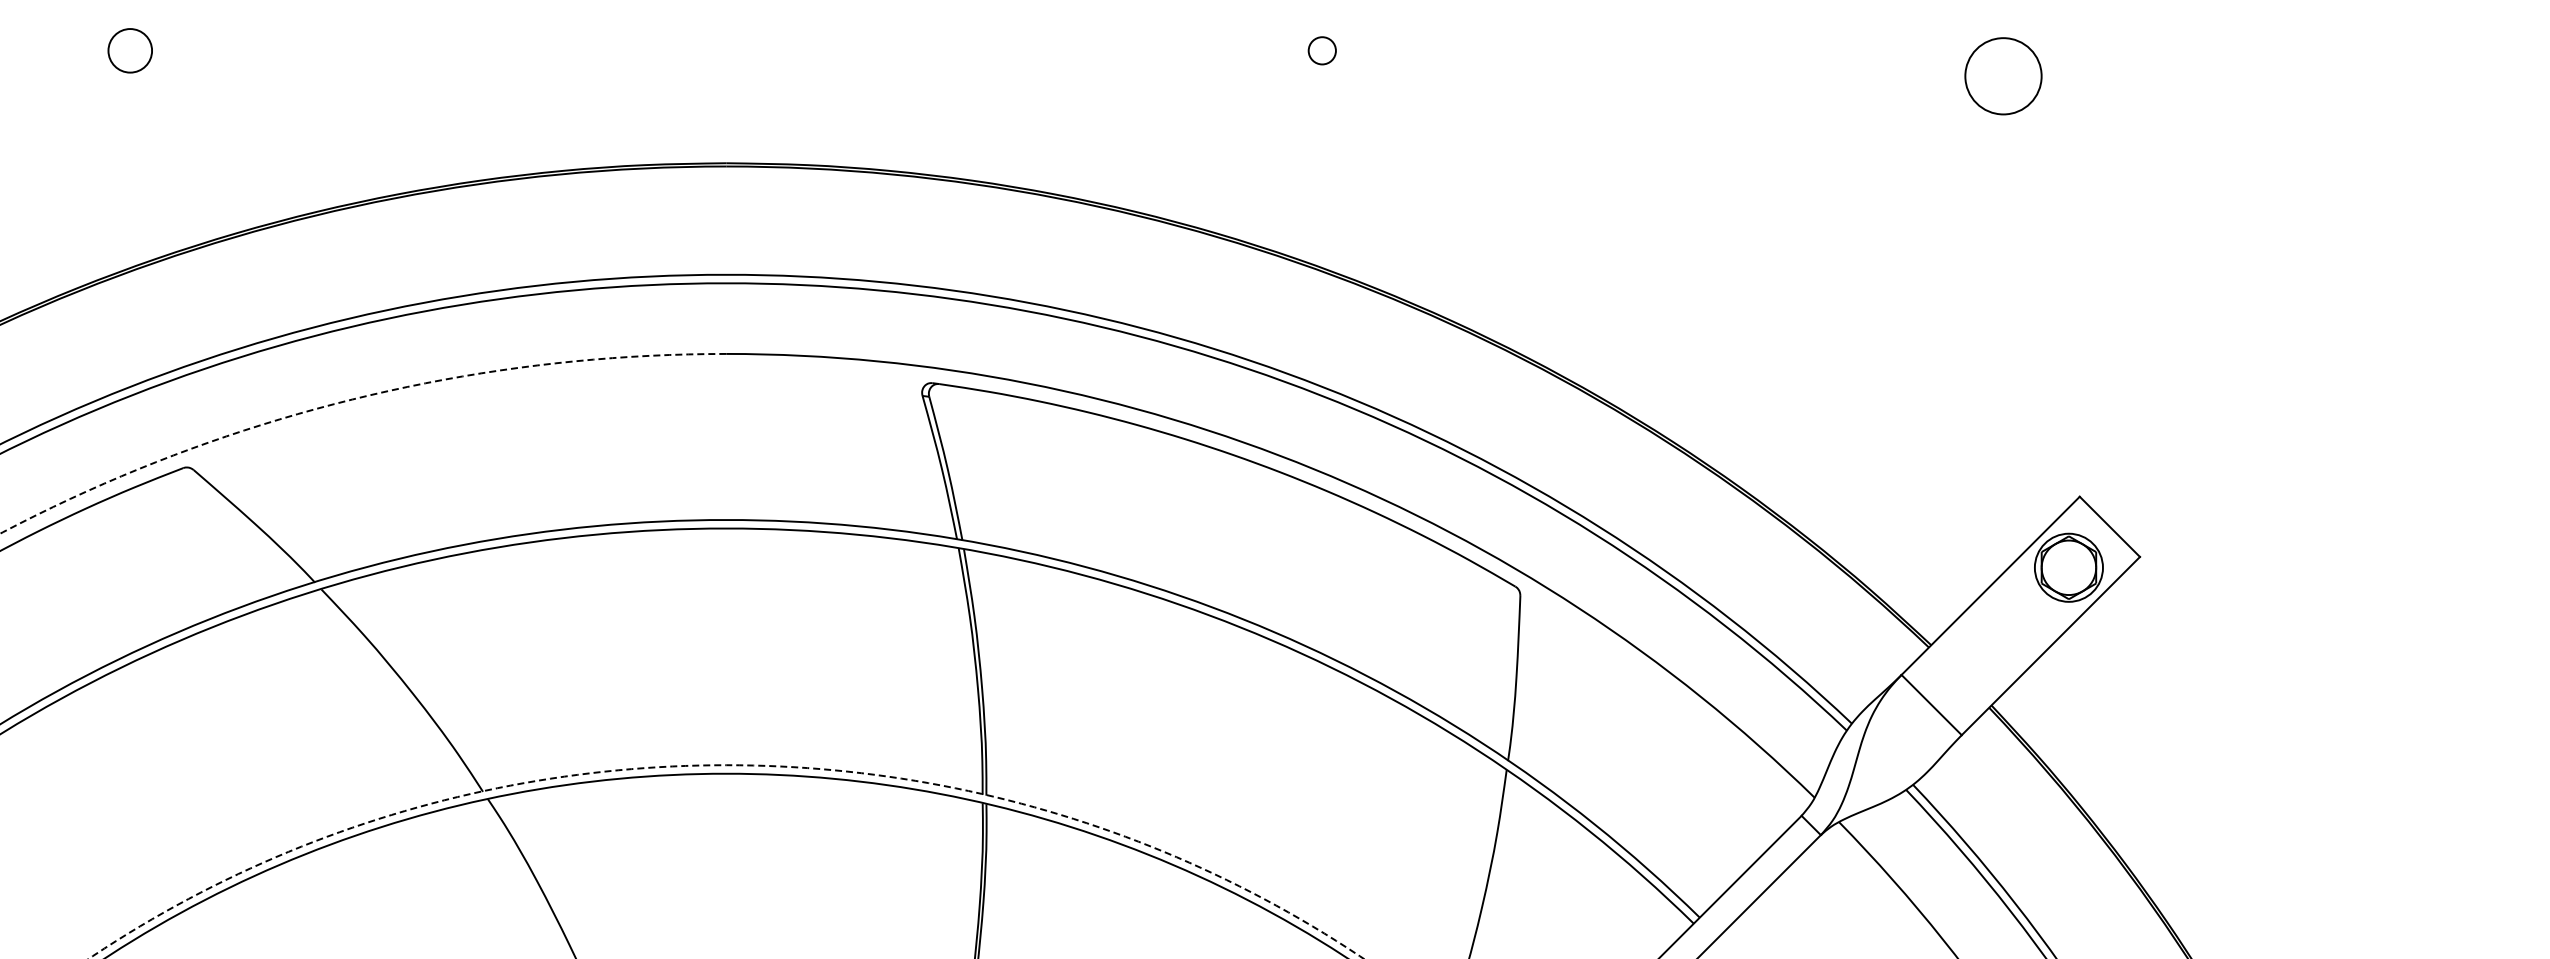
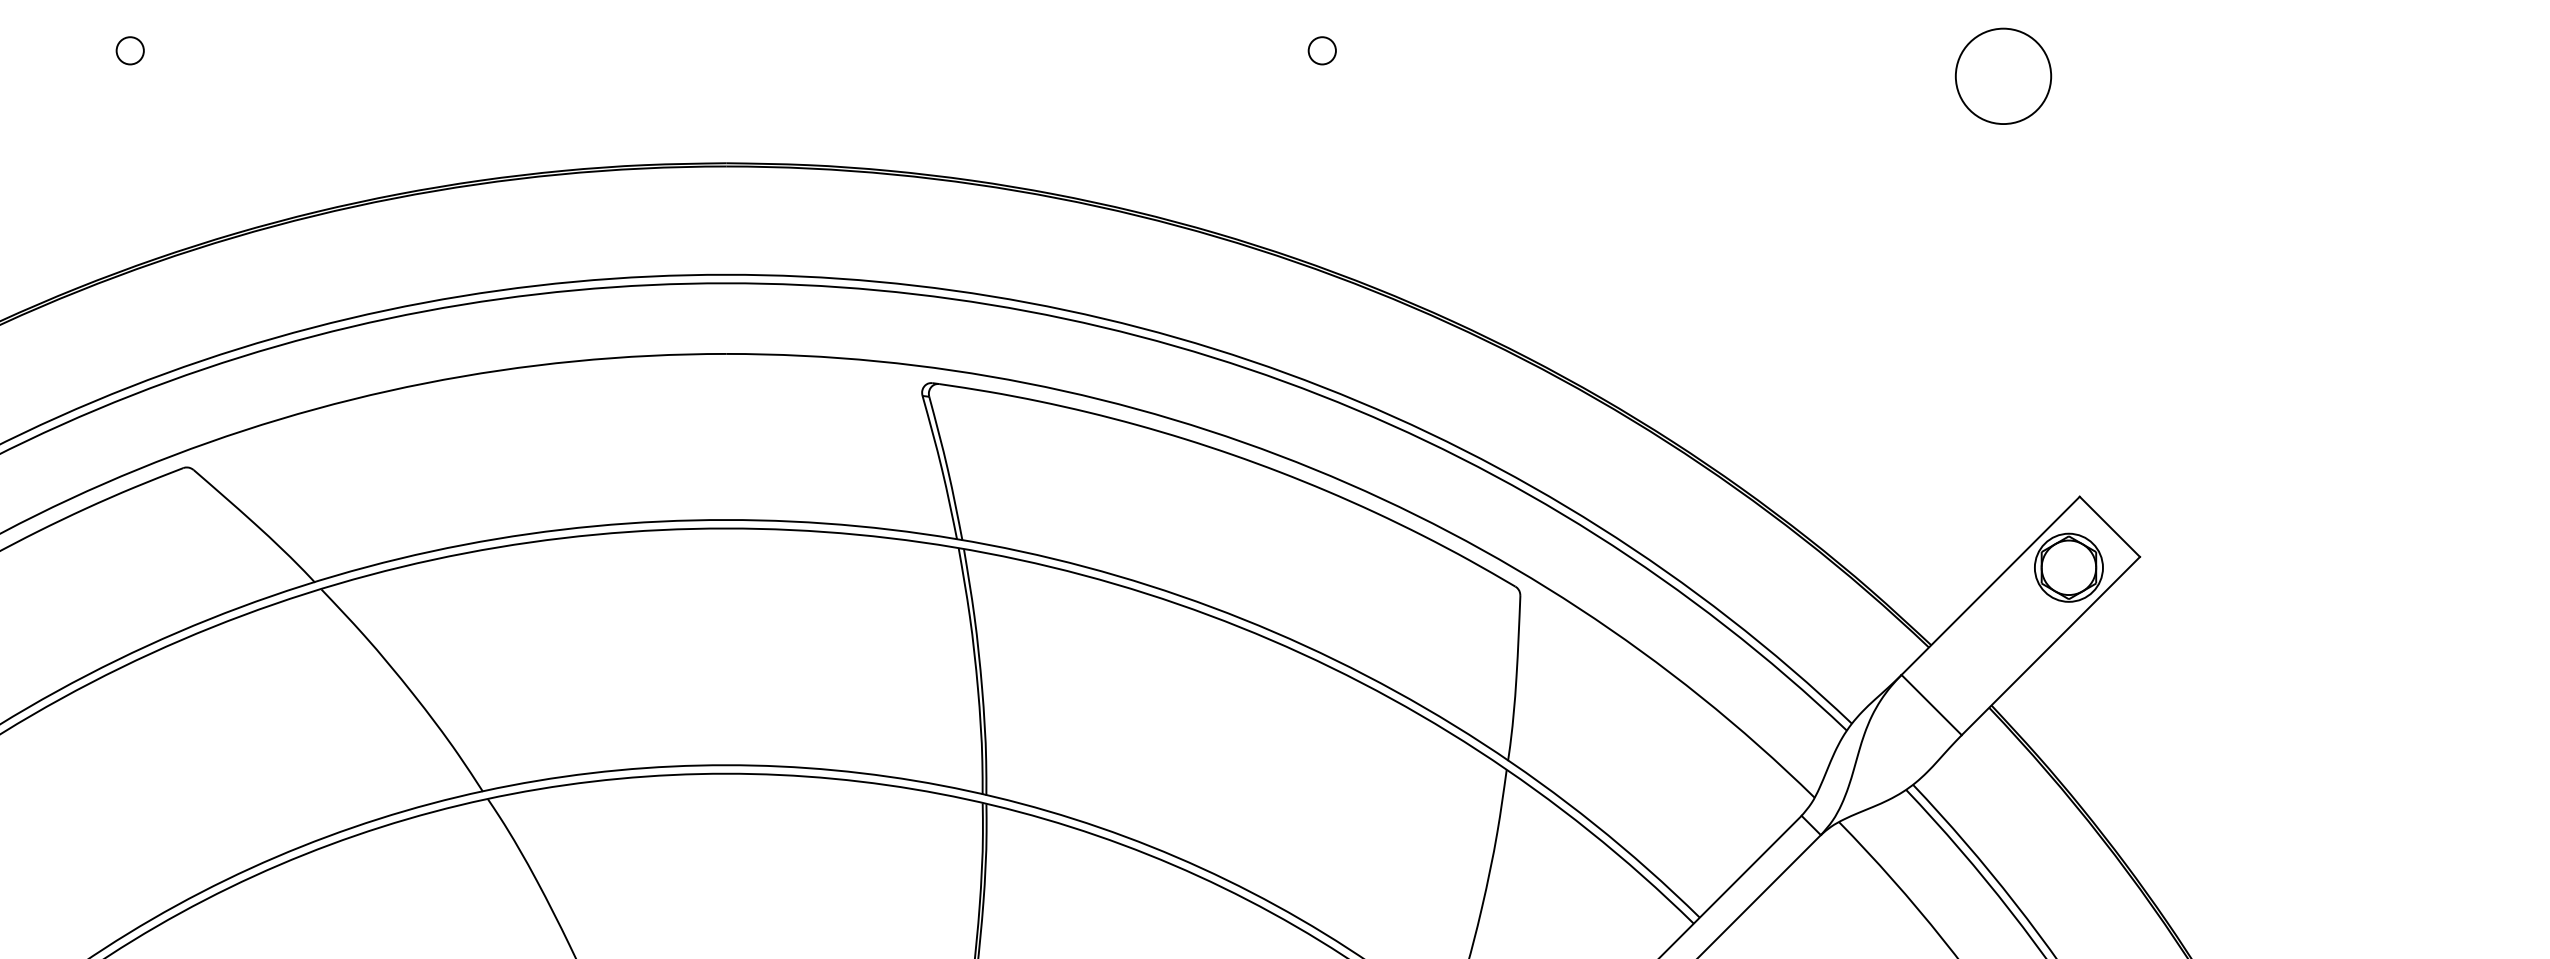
circle diameter: 44 px -> 27 px (129, 50)
circle size: 79x79 px -> 99x98 px (2003, 75)
arc: dashed -> solid (351, 399)
arc: dashed -> solid (726, 765)
